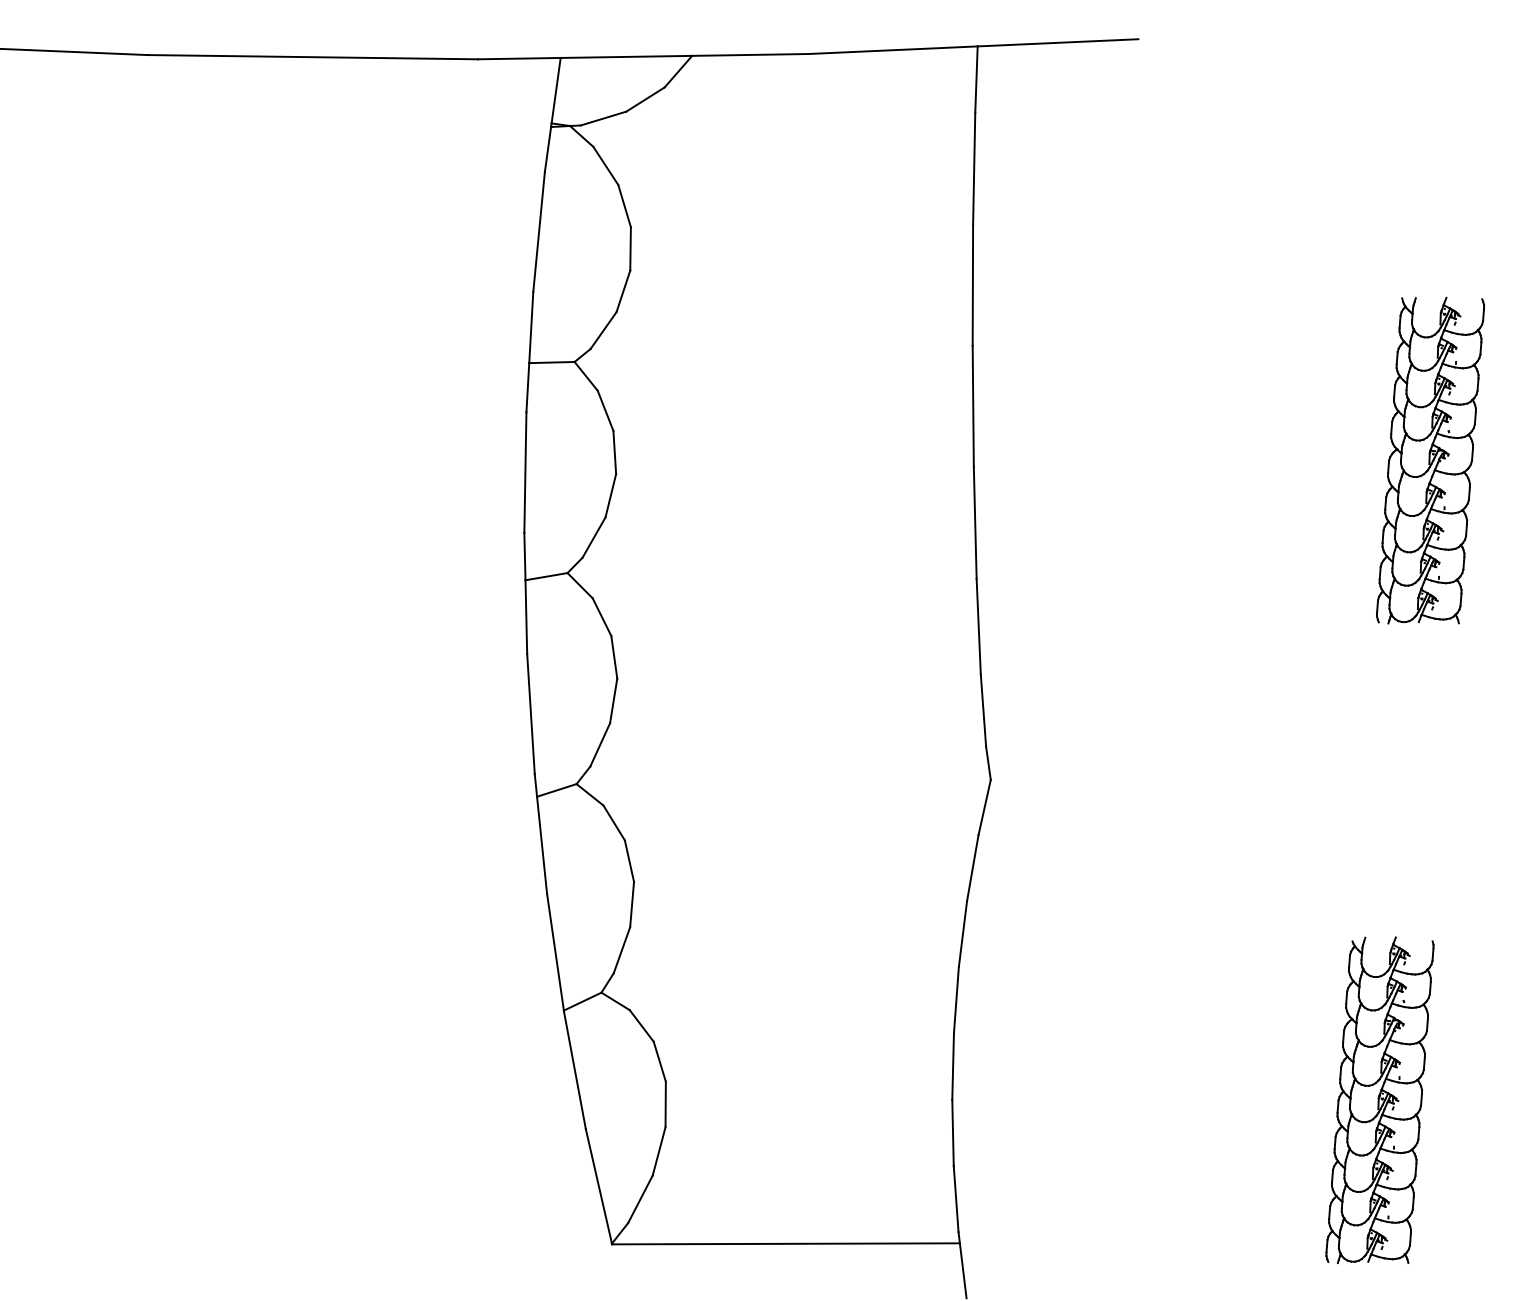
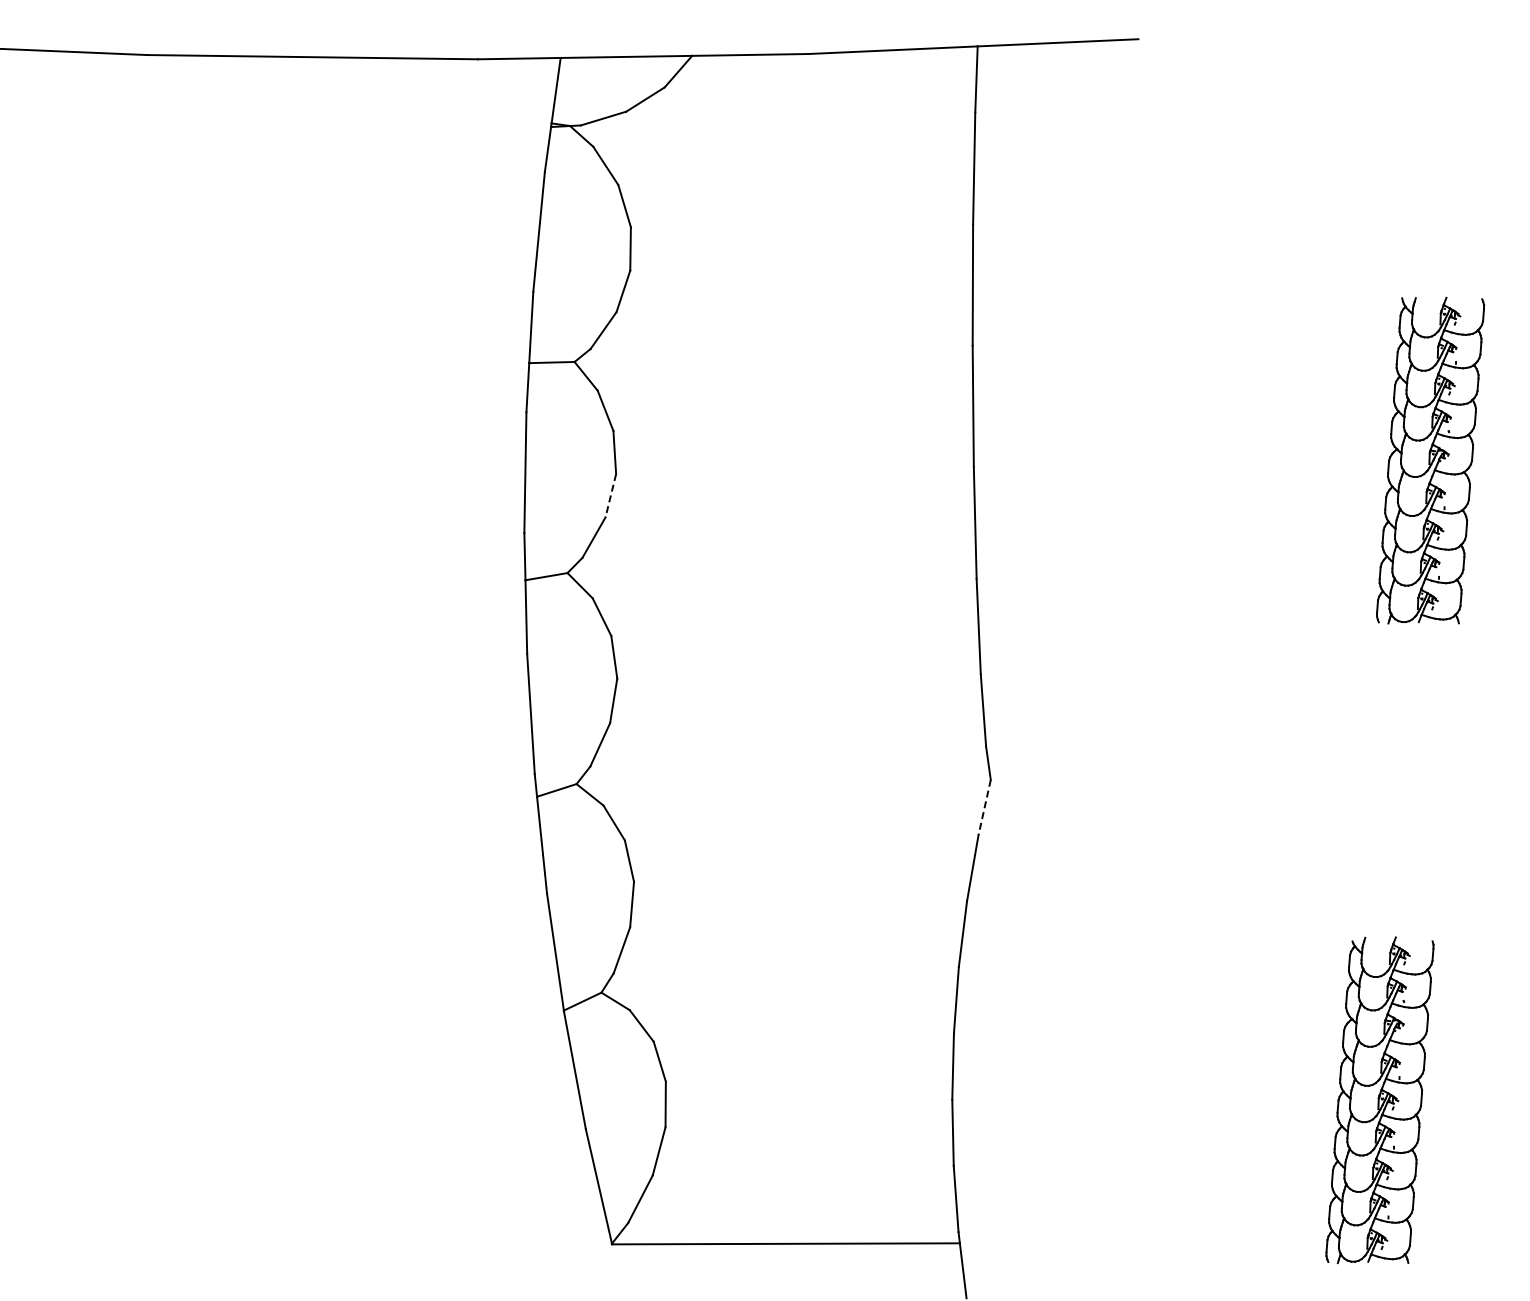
line: solid -> dashed (610, 496)
line: solid -> dashed (984, 808)
